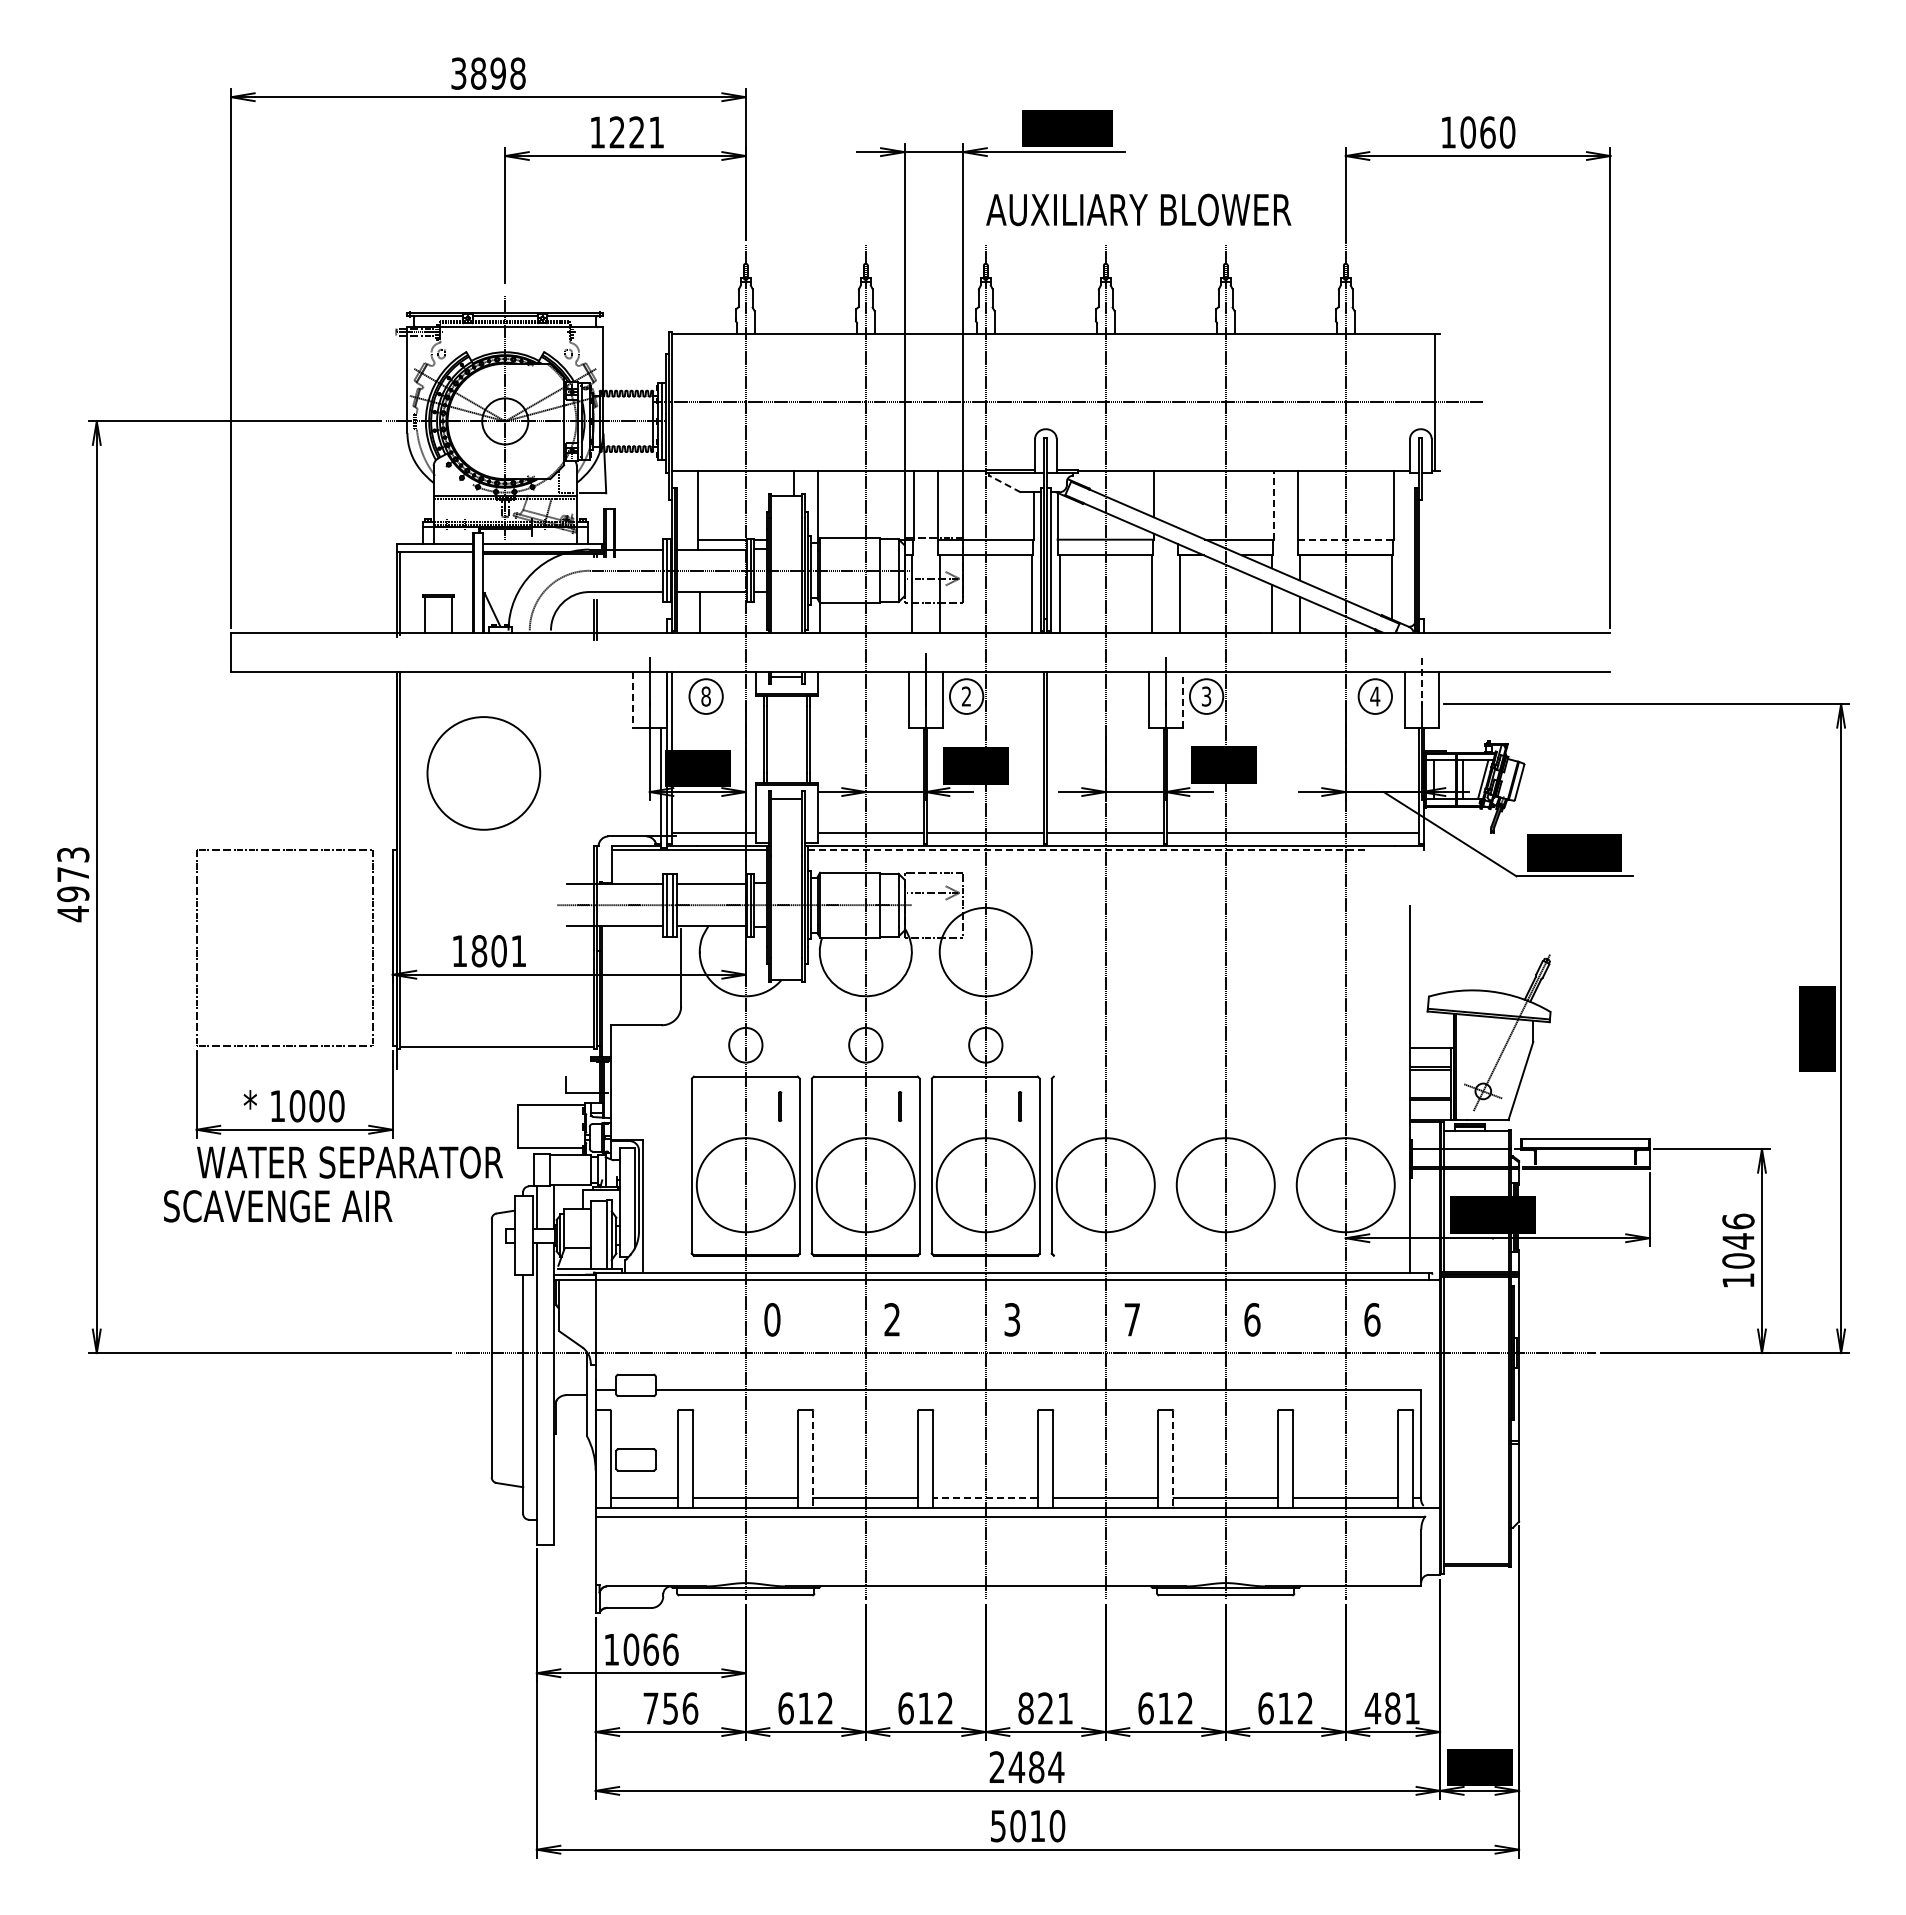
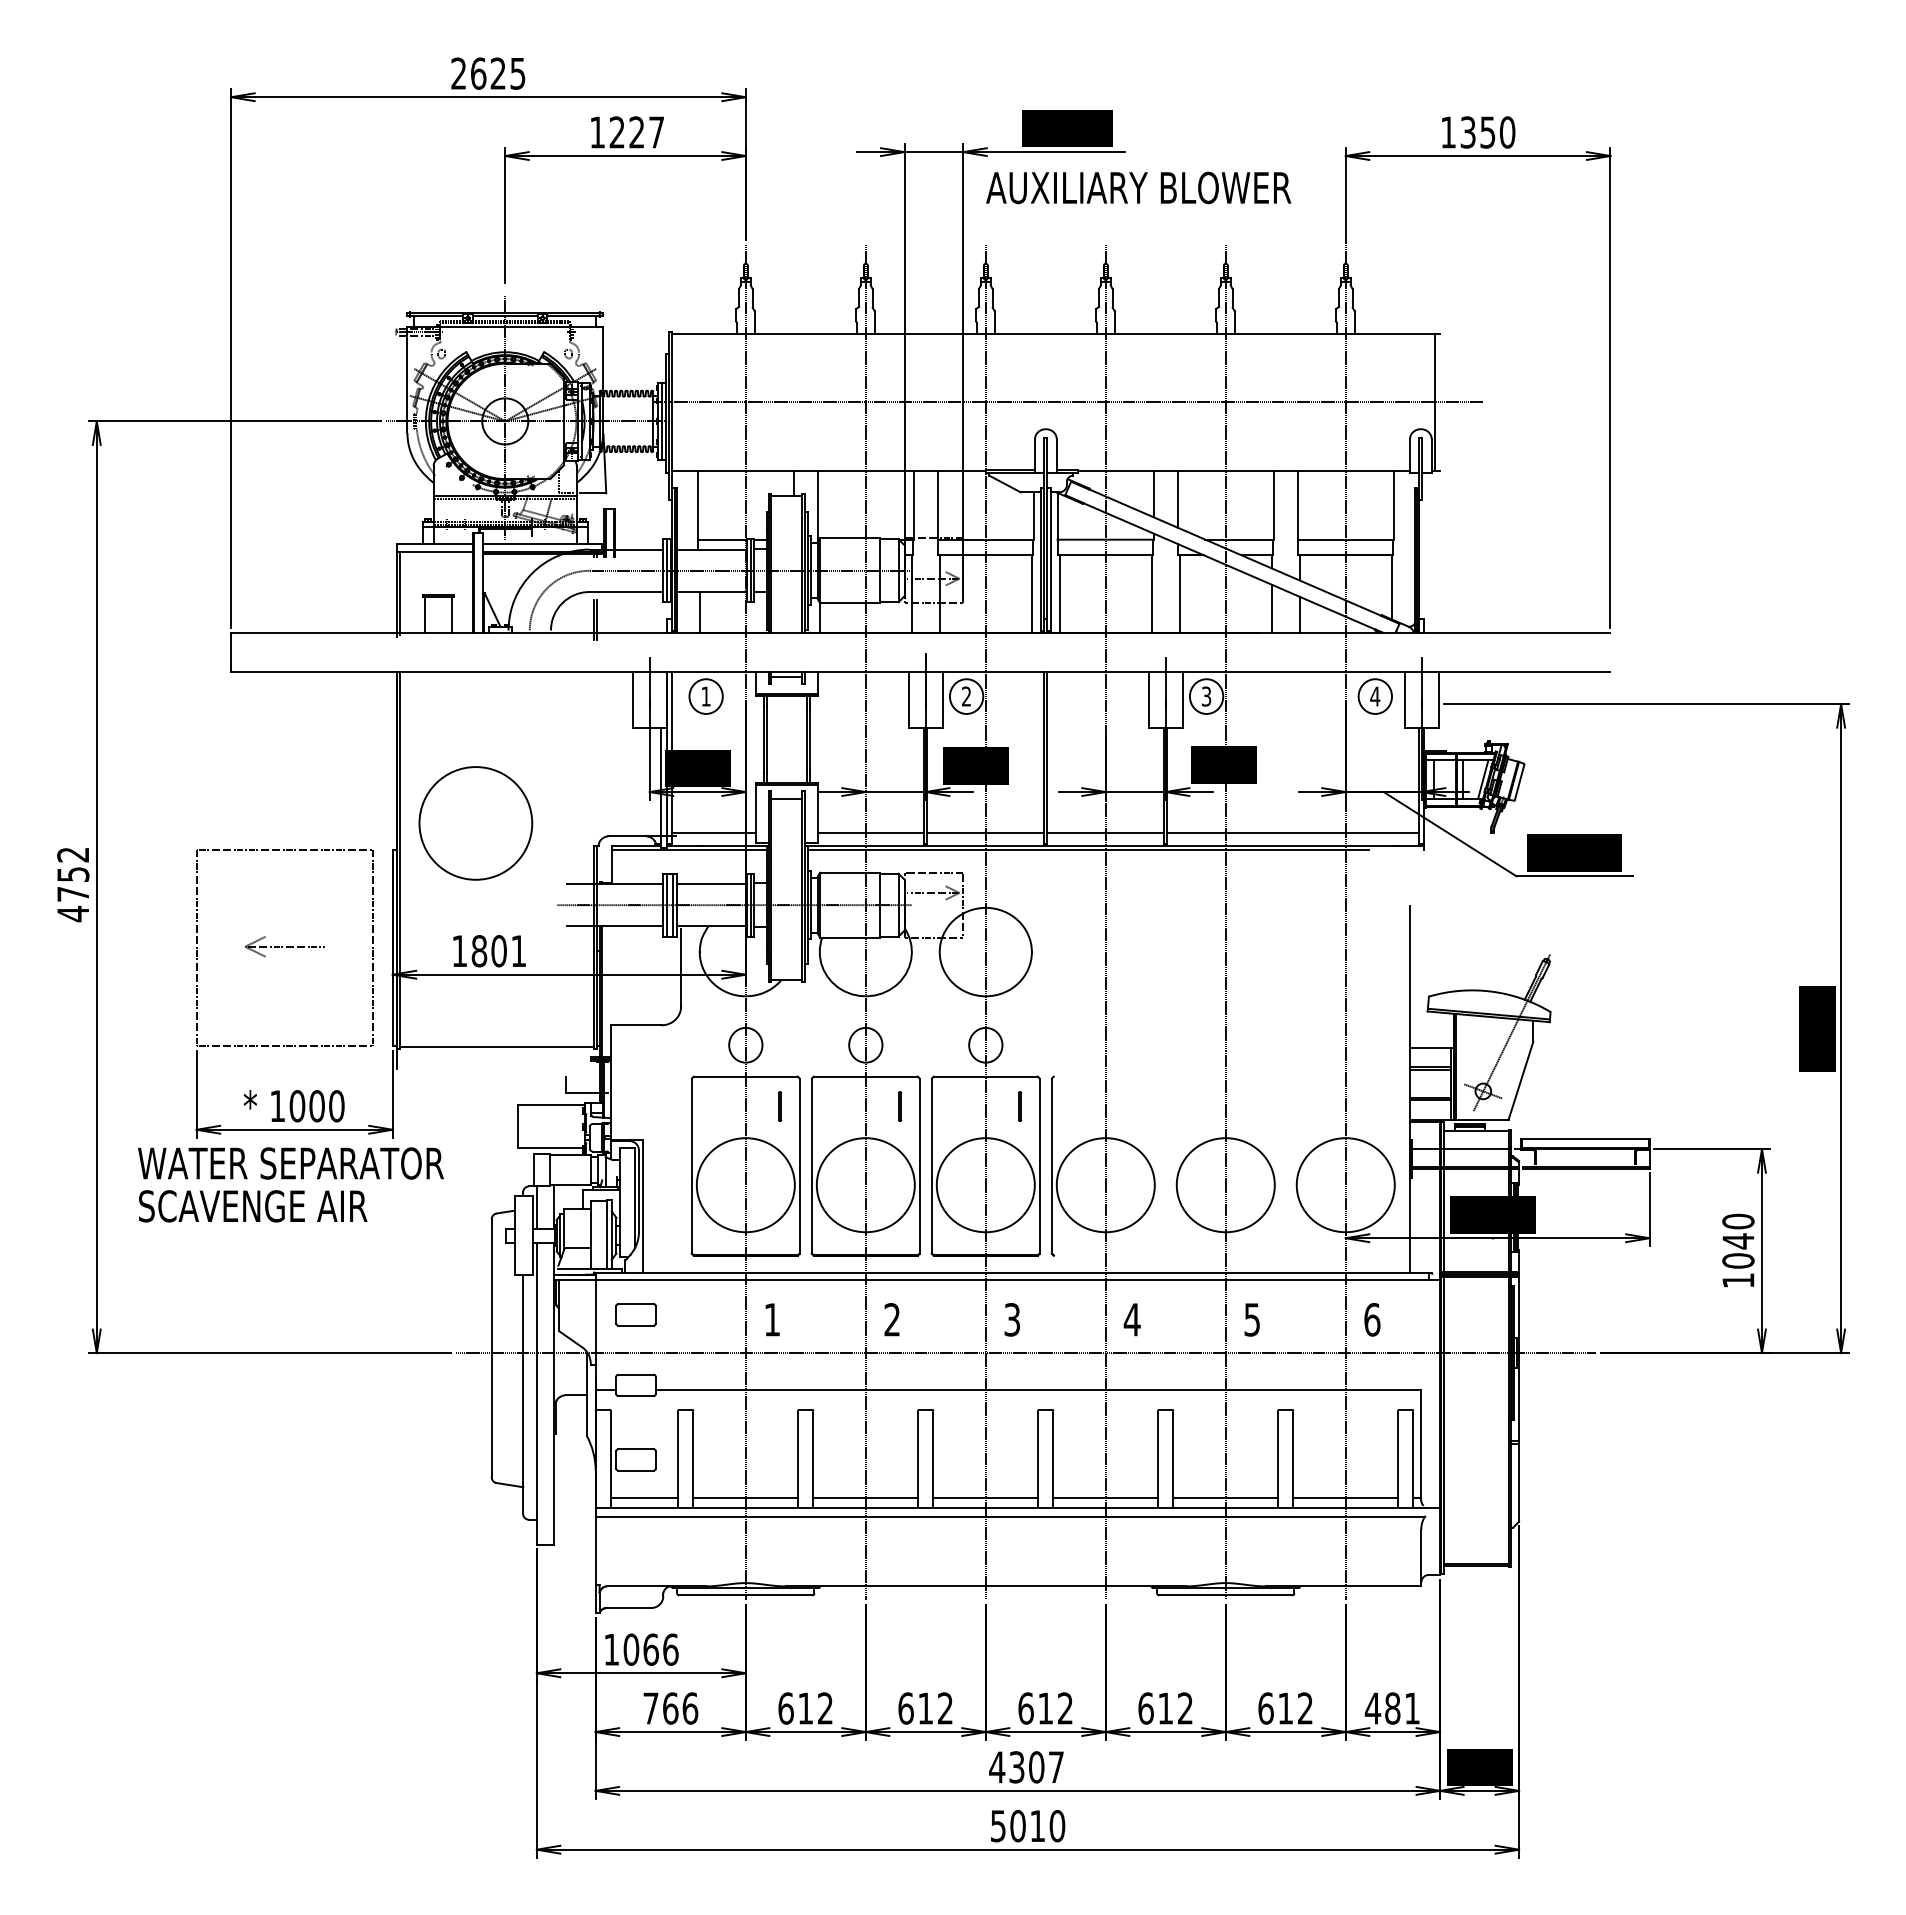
text: 3898 -> 2625 (488, 73)
text: 1221 -> 1227 (656, 132)
text: 1060 -> 1350 (1477, 132)
text position: (1138, 209) -> (1138, 187) (1138, 187)
line: dashed -> solid (1005, 484)
line: none -> present (1177, 498)
line: dashed -> solid (1274, 504)
line: dashed -> solid (1346, 539)
line: dashed -> solid (1421, 681)
text: 8 -> 1 (705, 696)
line: dashed -> solid (1182, 699)
line: dashed -> solid (632, 700)
circle position: (483, 773) -> (475, 823) (475, 823)
line: dashed -> solid (1088, 850)
text: 4973 -> 4752 (73, 874)
part: none -> present (284, 946)
text position: (349, 1162) -> (290, 1163) (290, 1163)
text position: (278, 1206) -> (253, 1206) (253, 1206)
text: 1046 -> 1040 (1738, 1221)
part: none -> present (635, 1314)
text: 0 -> 1 (772, 1319)
text: 7 -> 4 (1131, 1319)
text: 6 -> 5 (1252, 1319)
line: dashed -> solid (813, 1459)
line: dashed -> solid (1173, 1459)
line: dashed -> solid (985, 1497)
text: 756 -> 766 (670, 1708)
text: 821 -> 612 (1045, 1708)
text: 2484 -> 4307 (1026, 1767)
